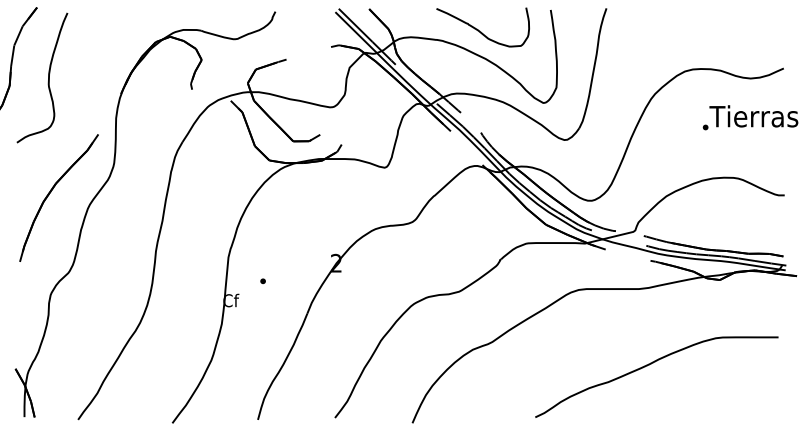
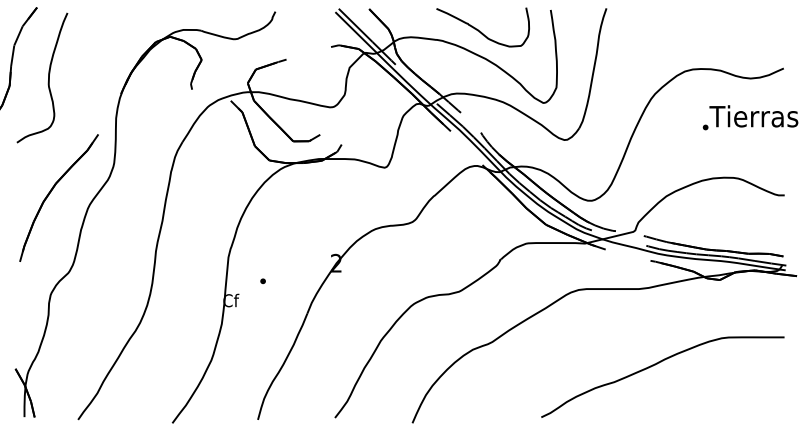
curve position: (651, 364) -> (657, 364) (657, 364)
